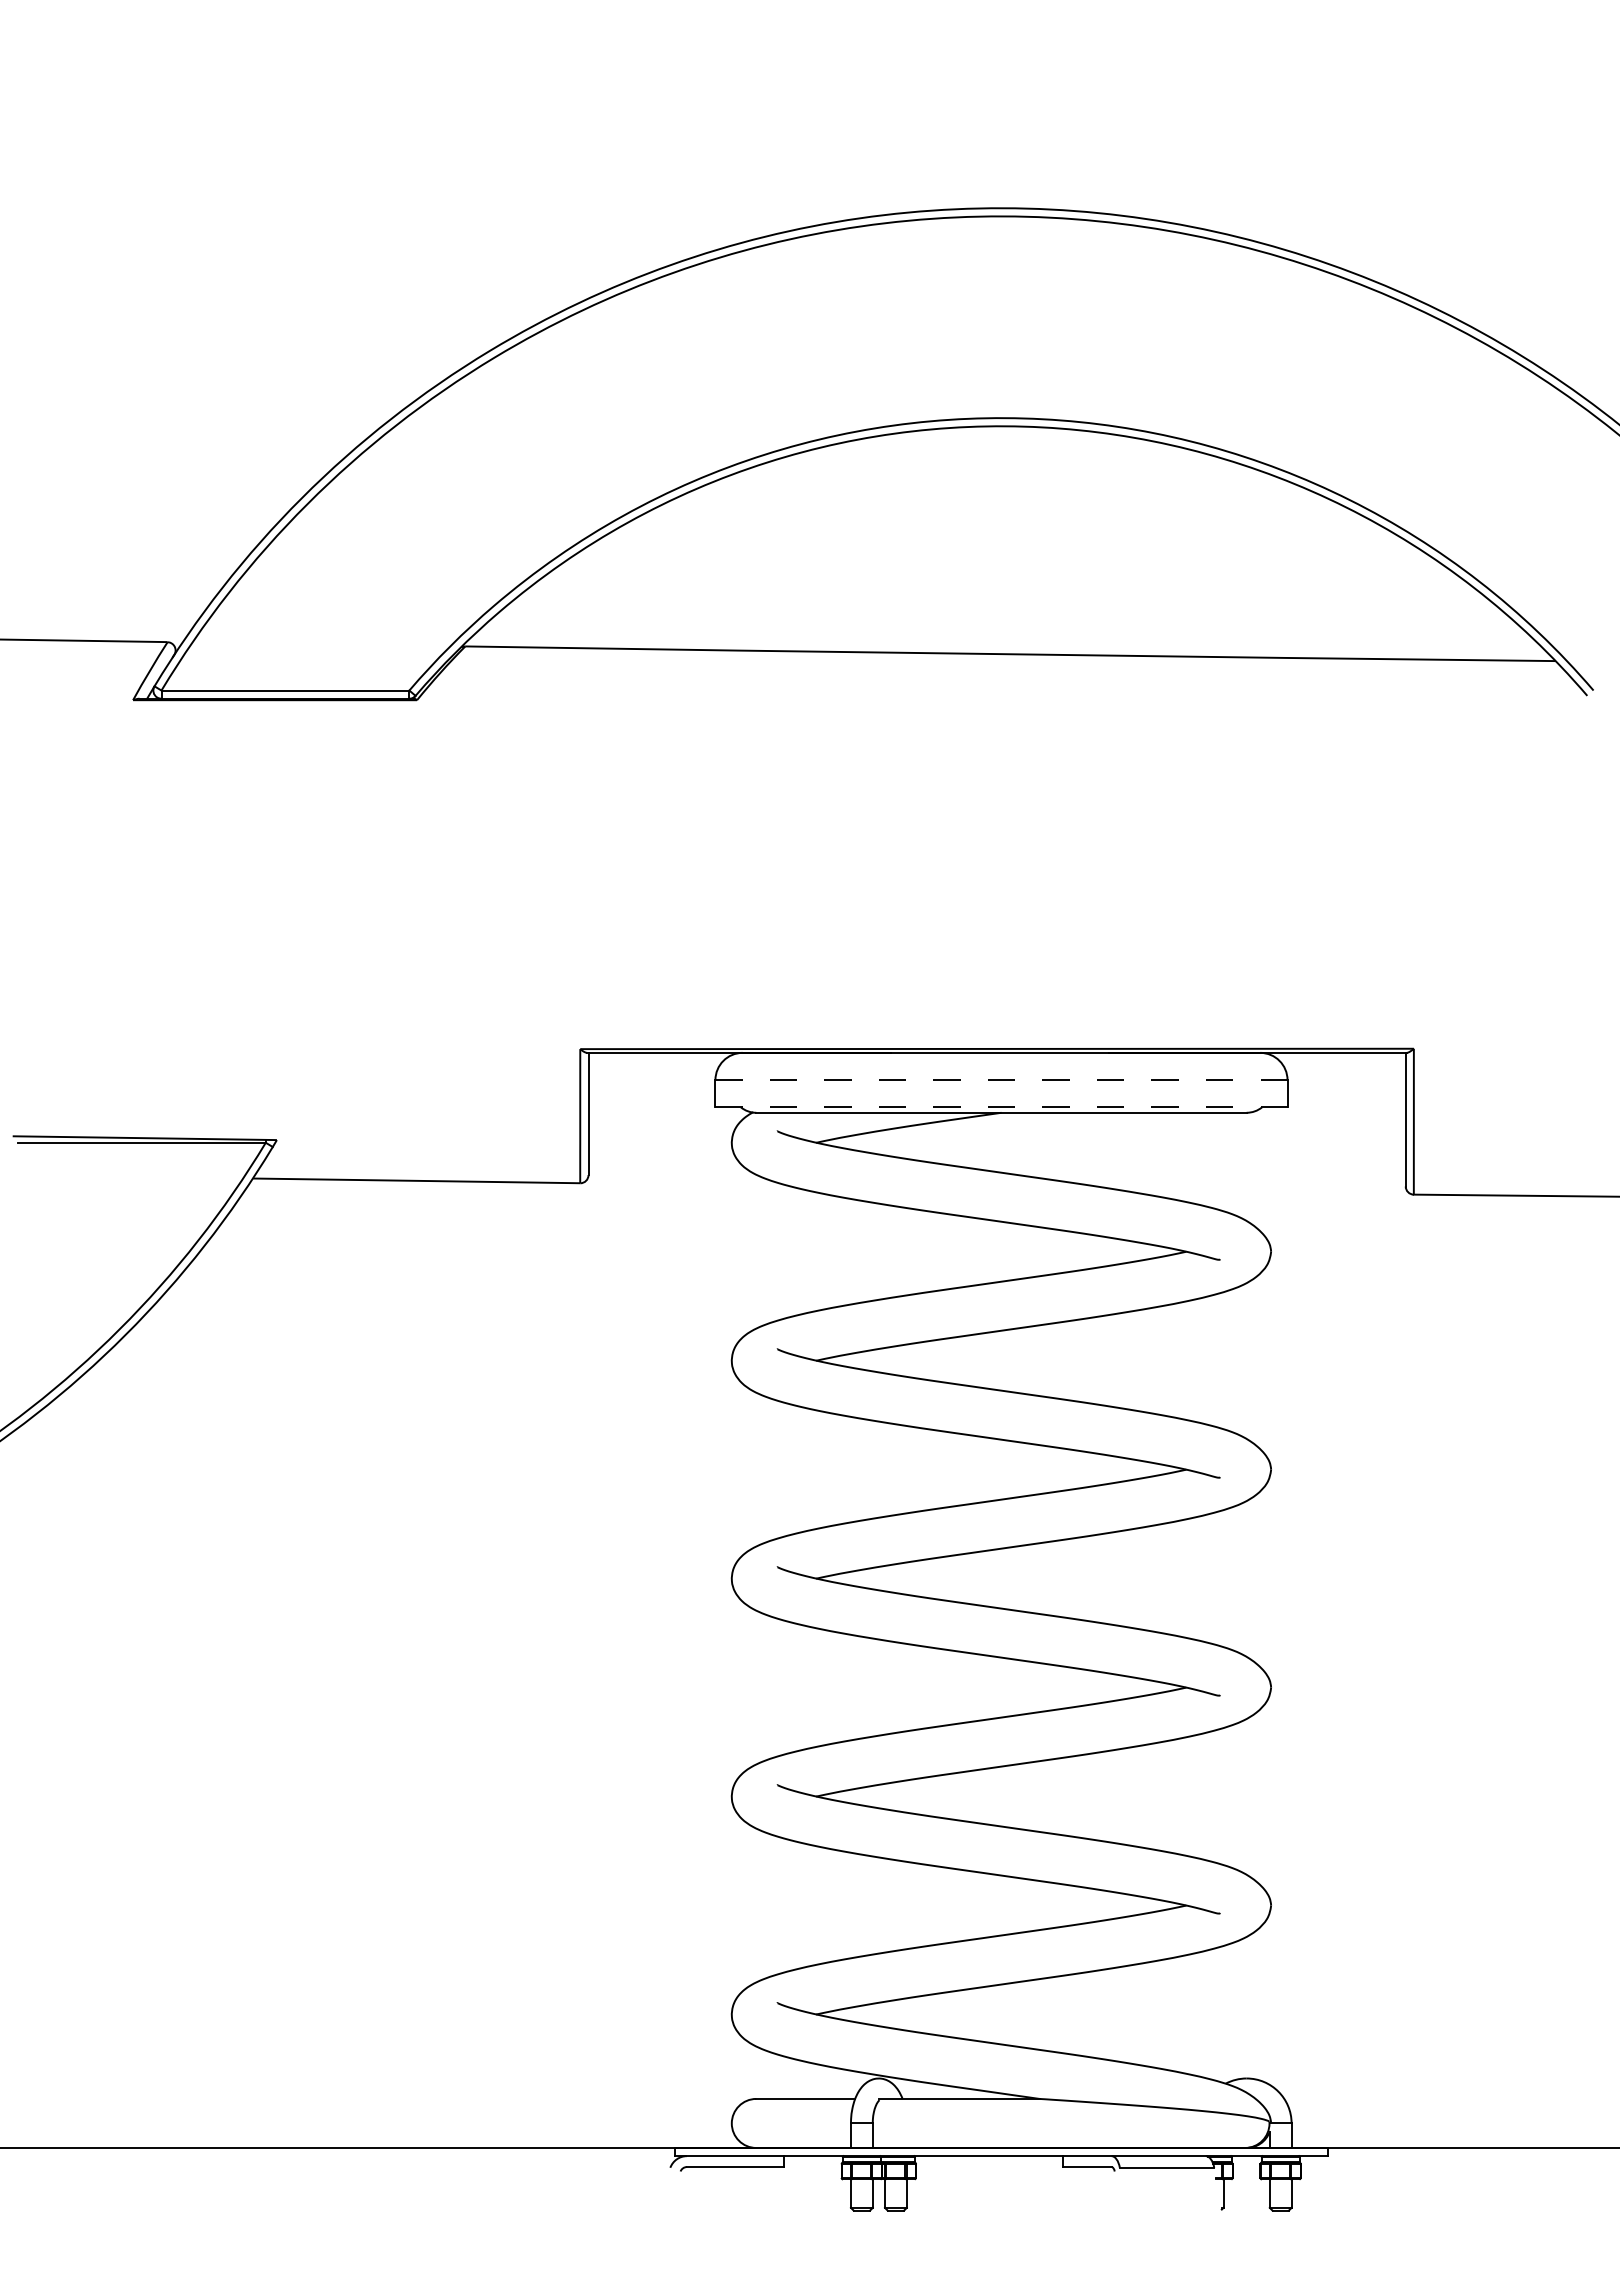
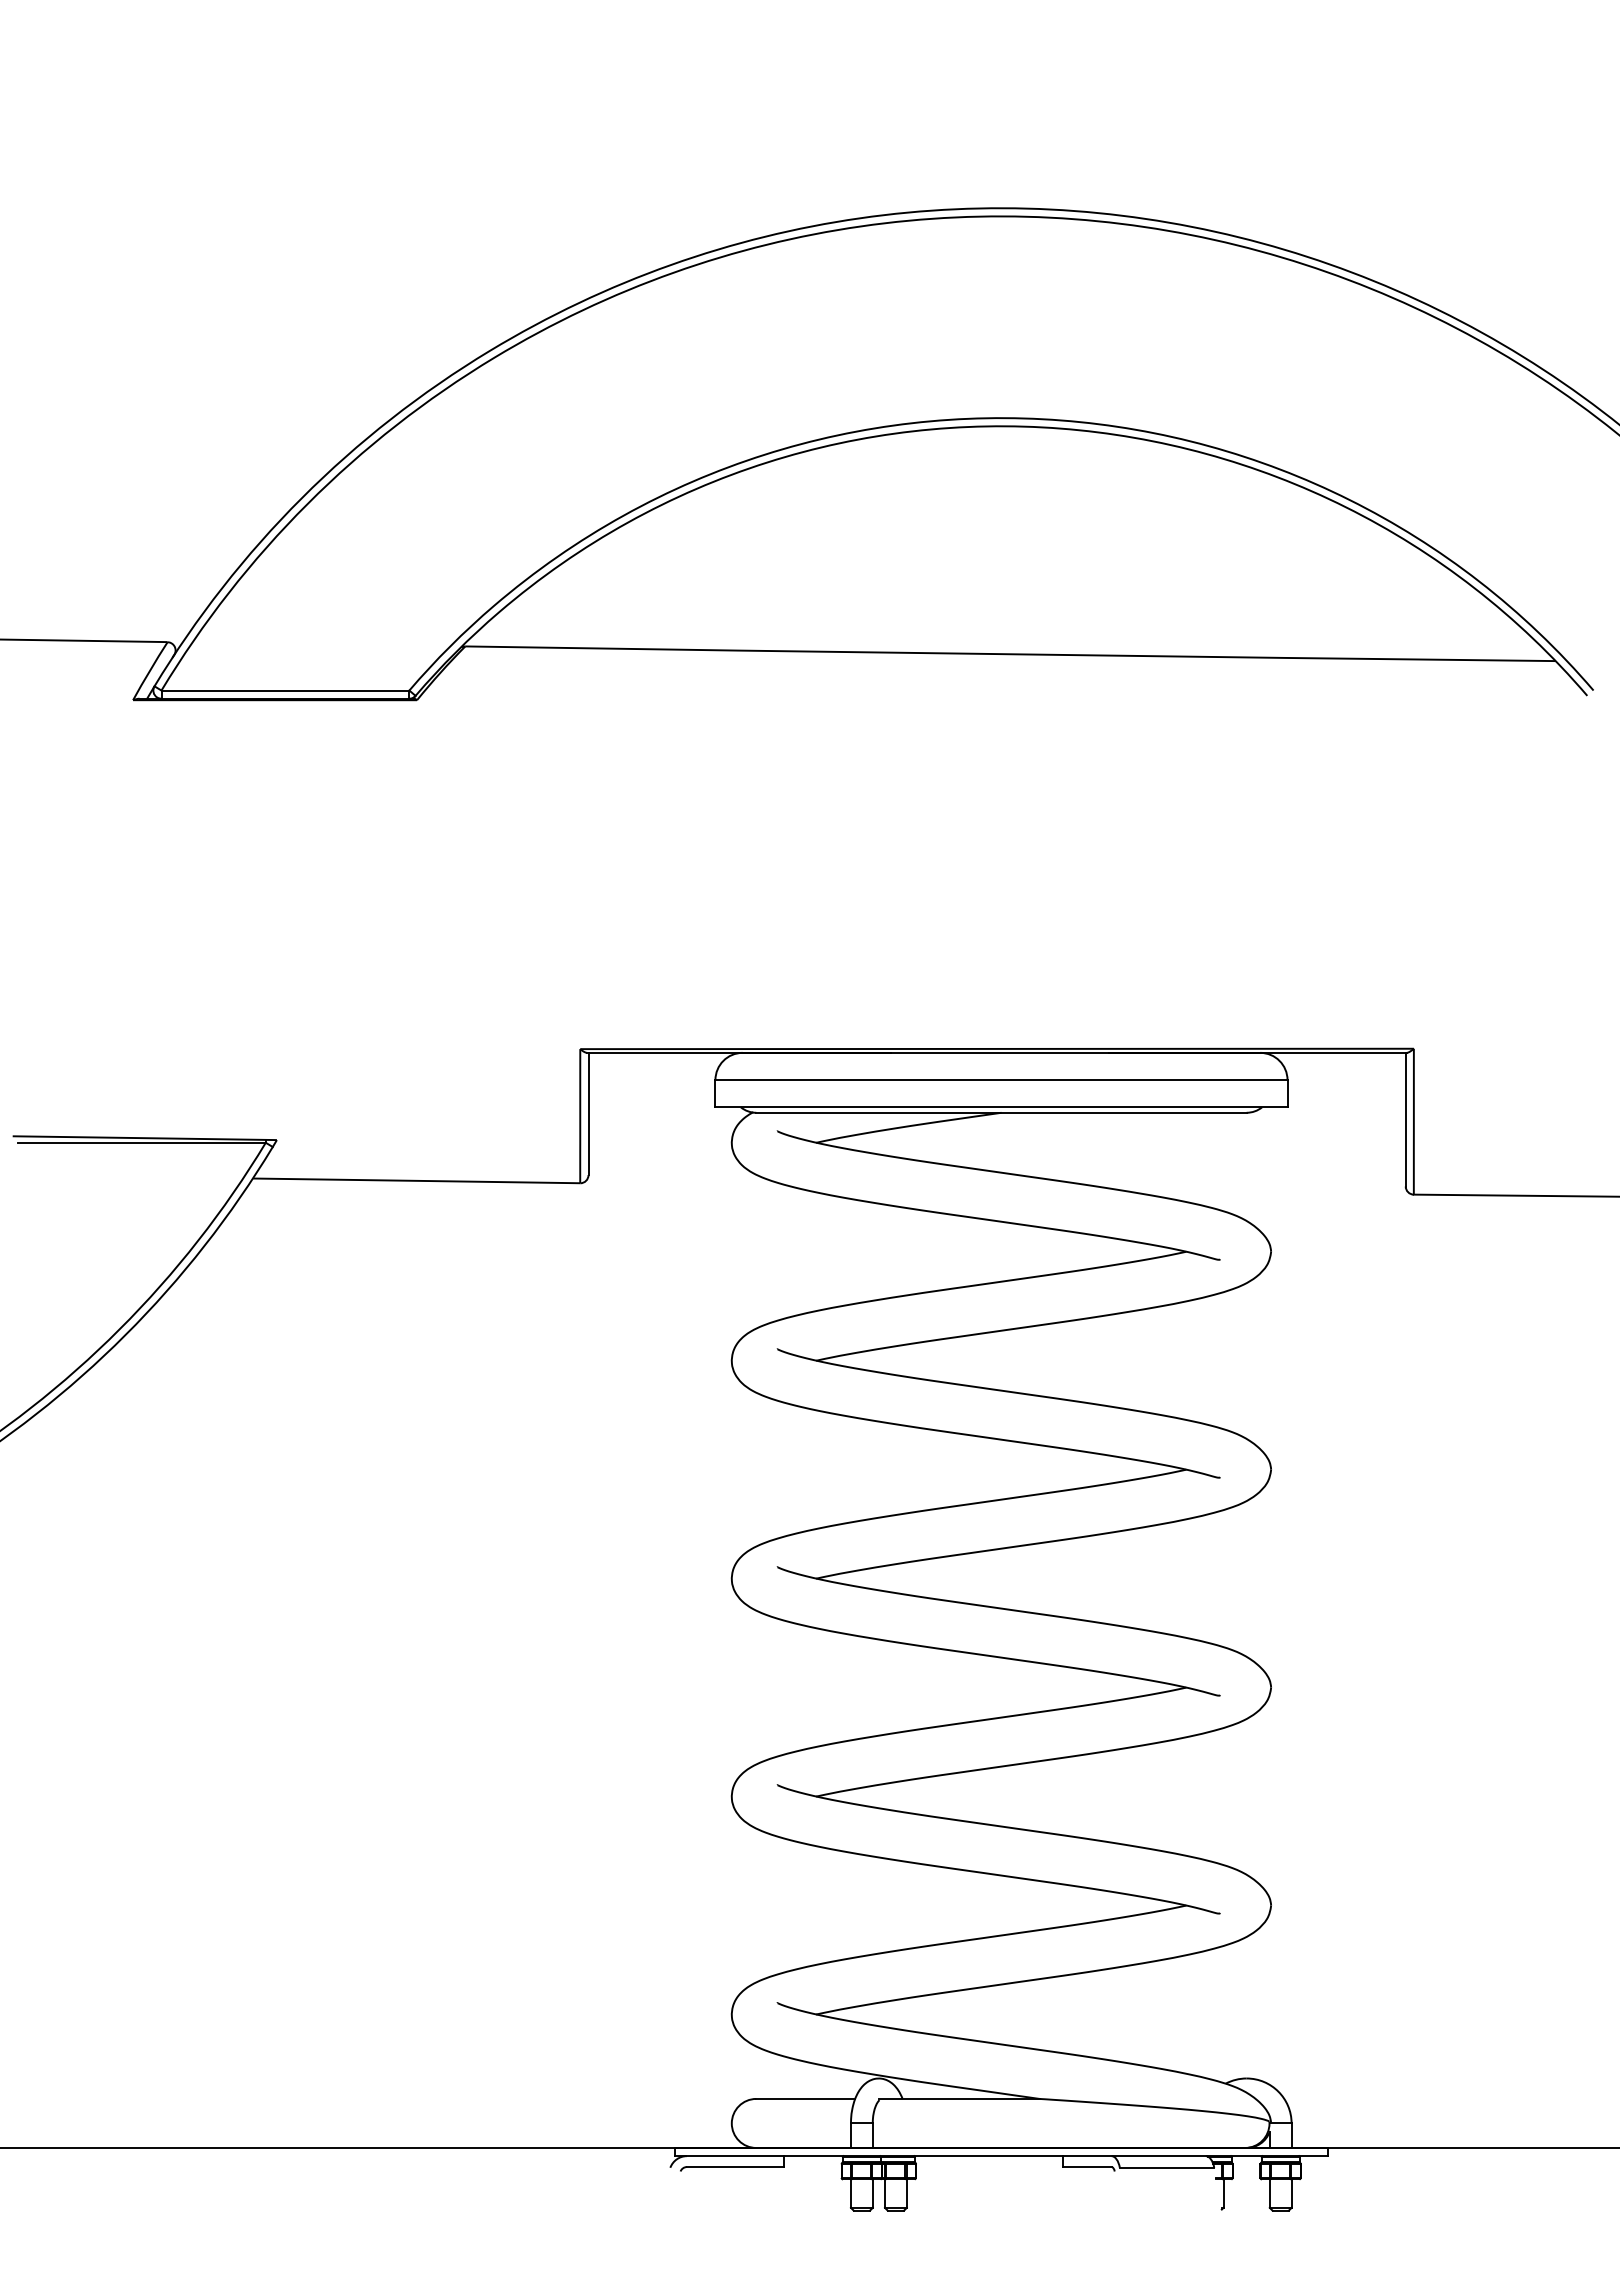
line: dashed -> solid (1001, 1080)
line: dashed -> solid (1001, 1107)
